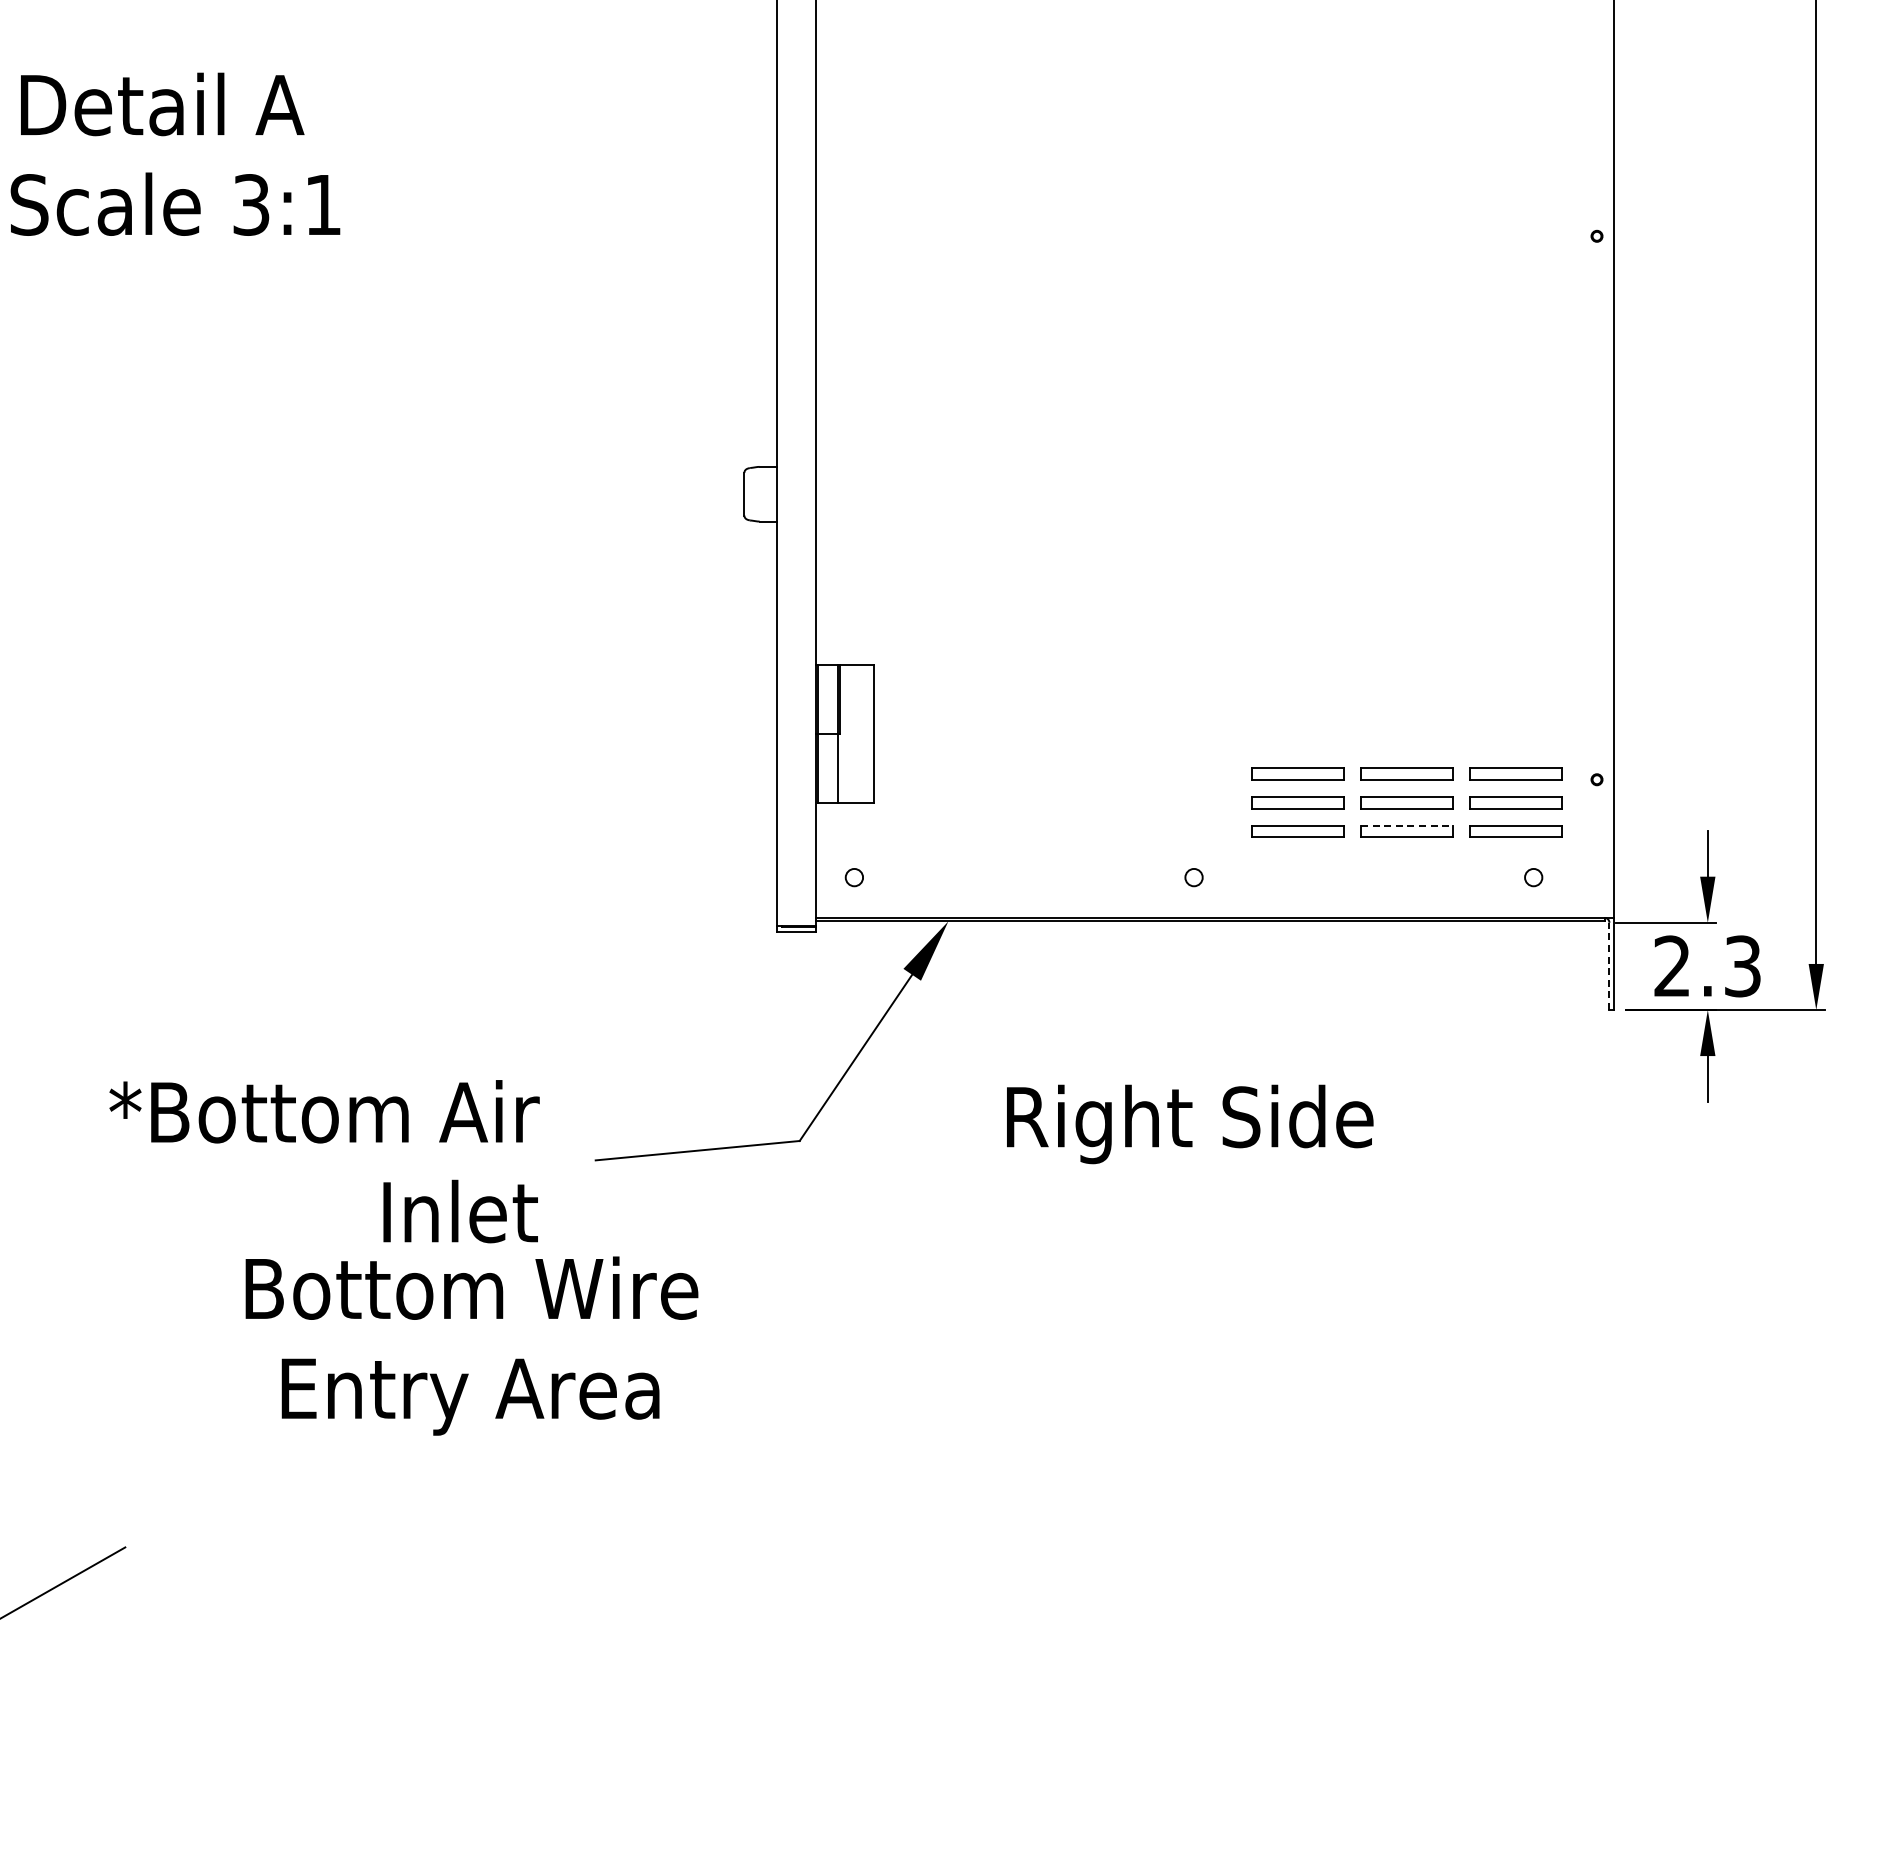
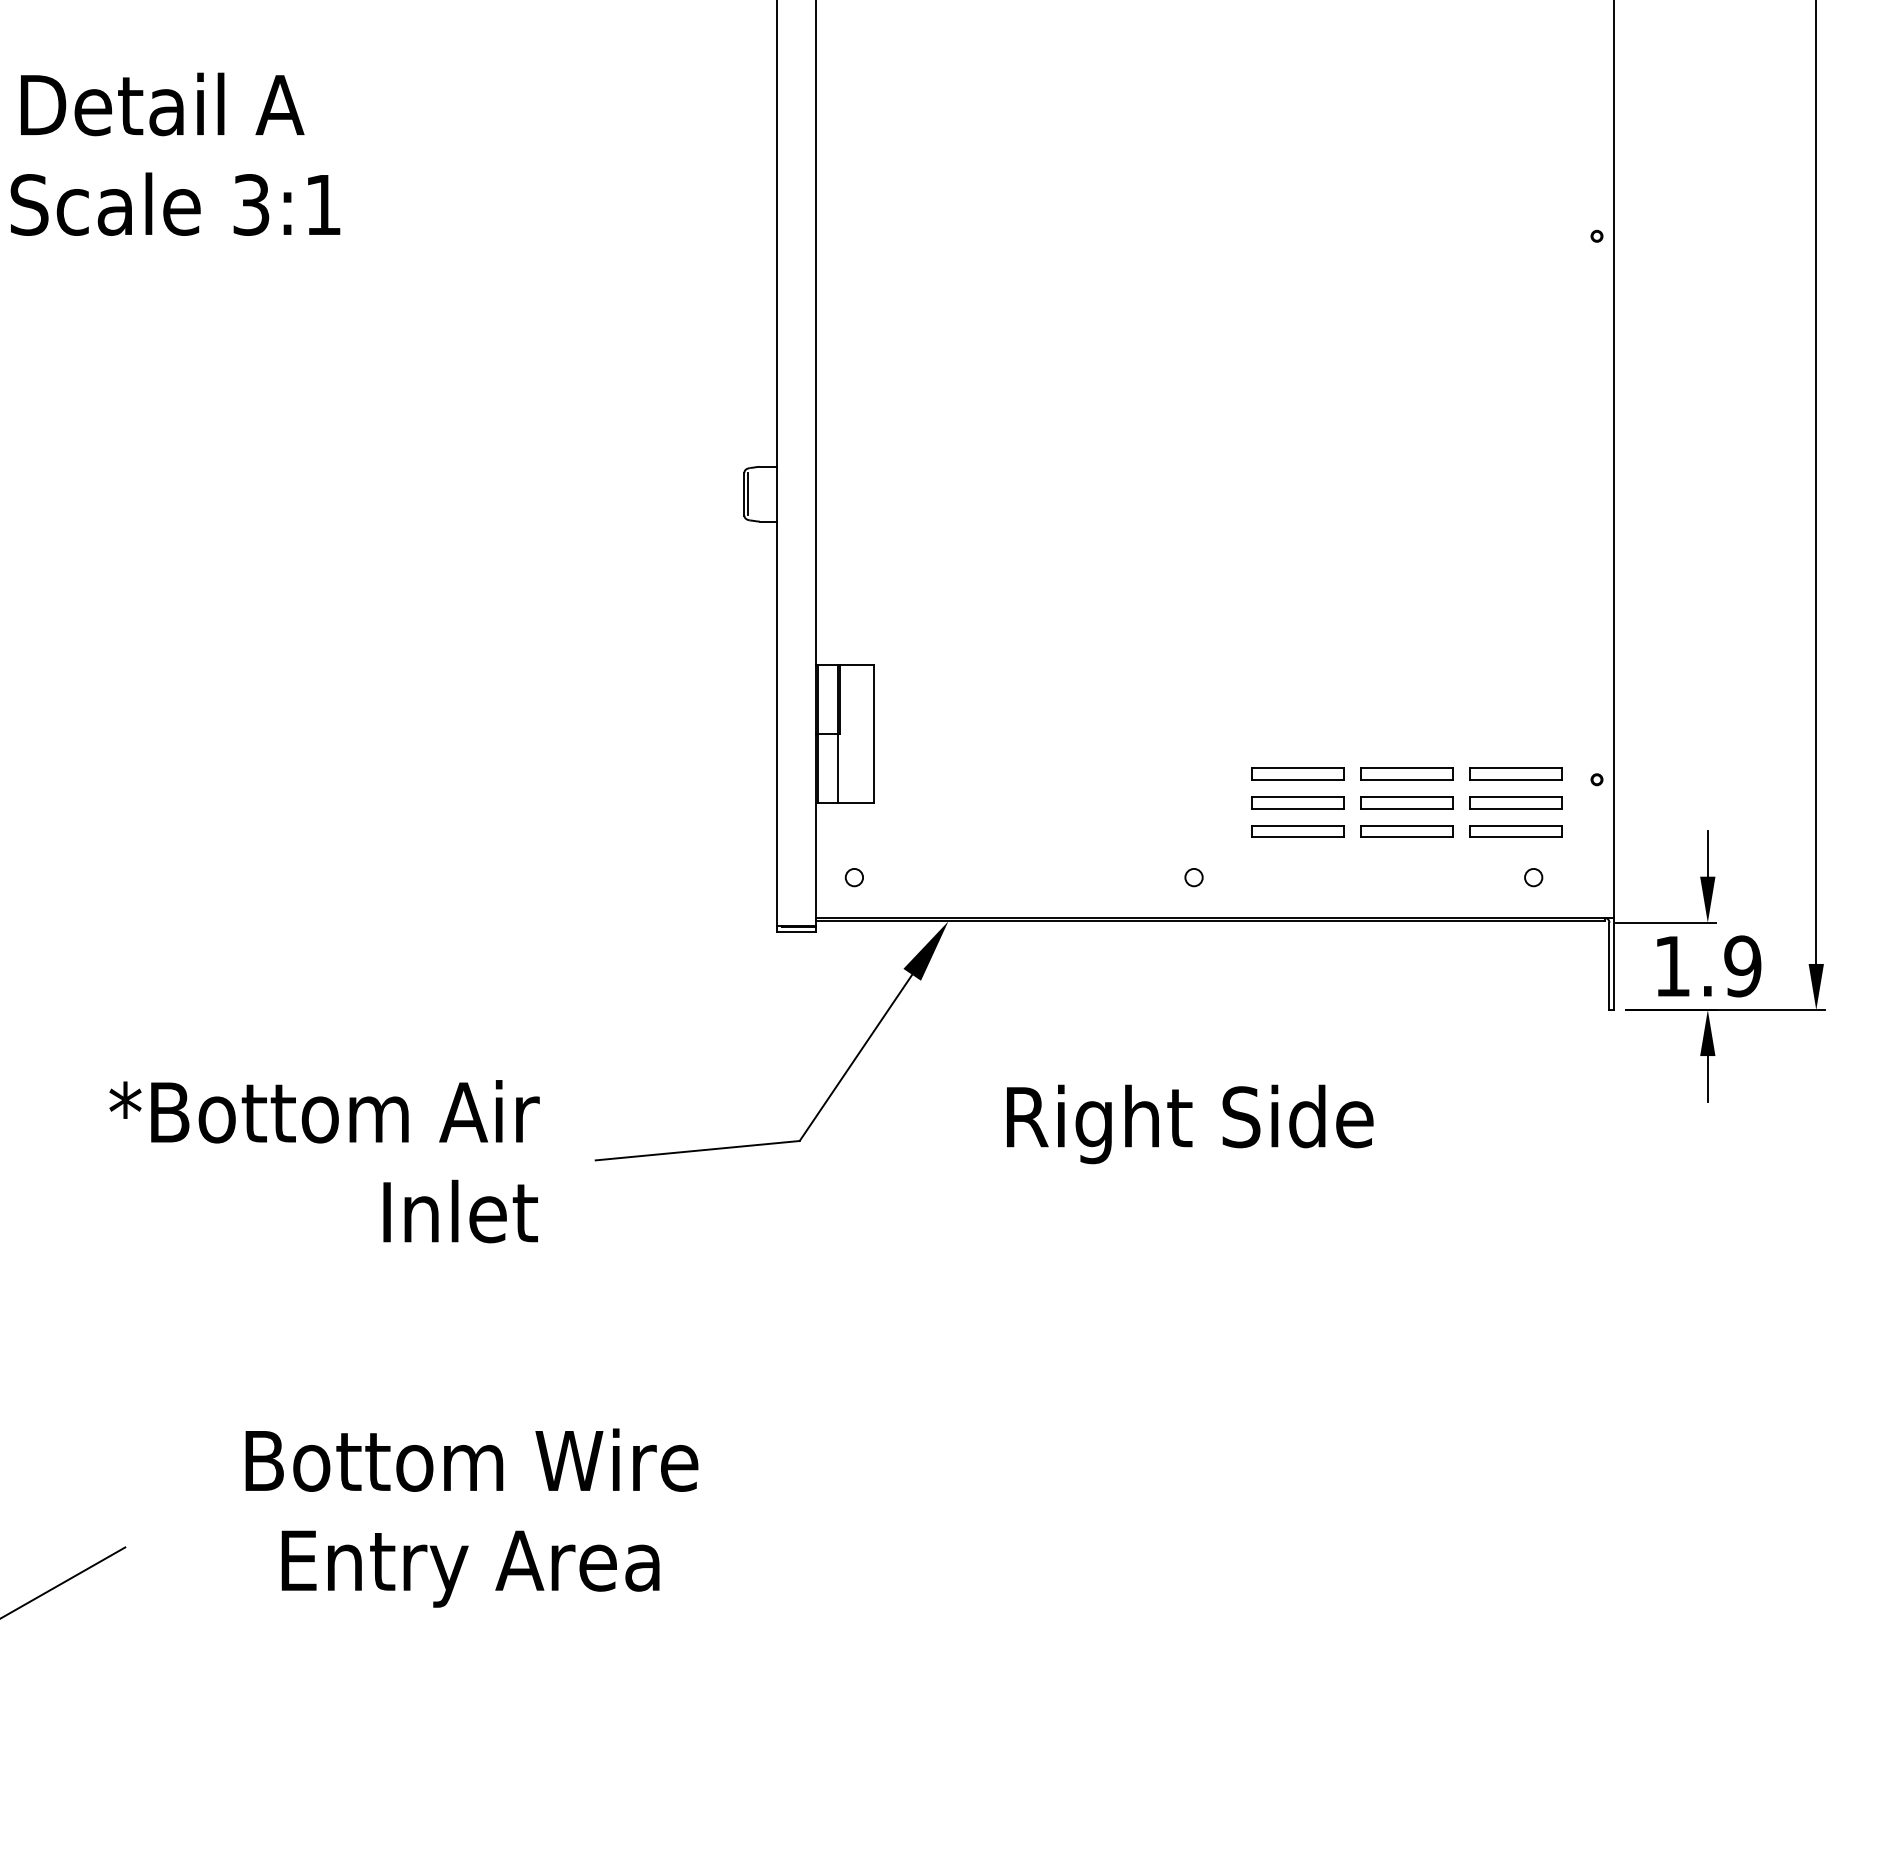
line: none -> present (748, 494)
line: dashed -> solid (1407, 825)
line: dashed -> solid (1609, 966)
text: 2.3 -> 1.9 (1707, 966)
text position: (471, 1345) -> (471, 1517) (471, 1517)
